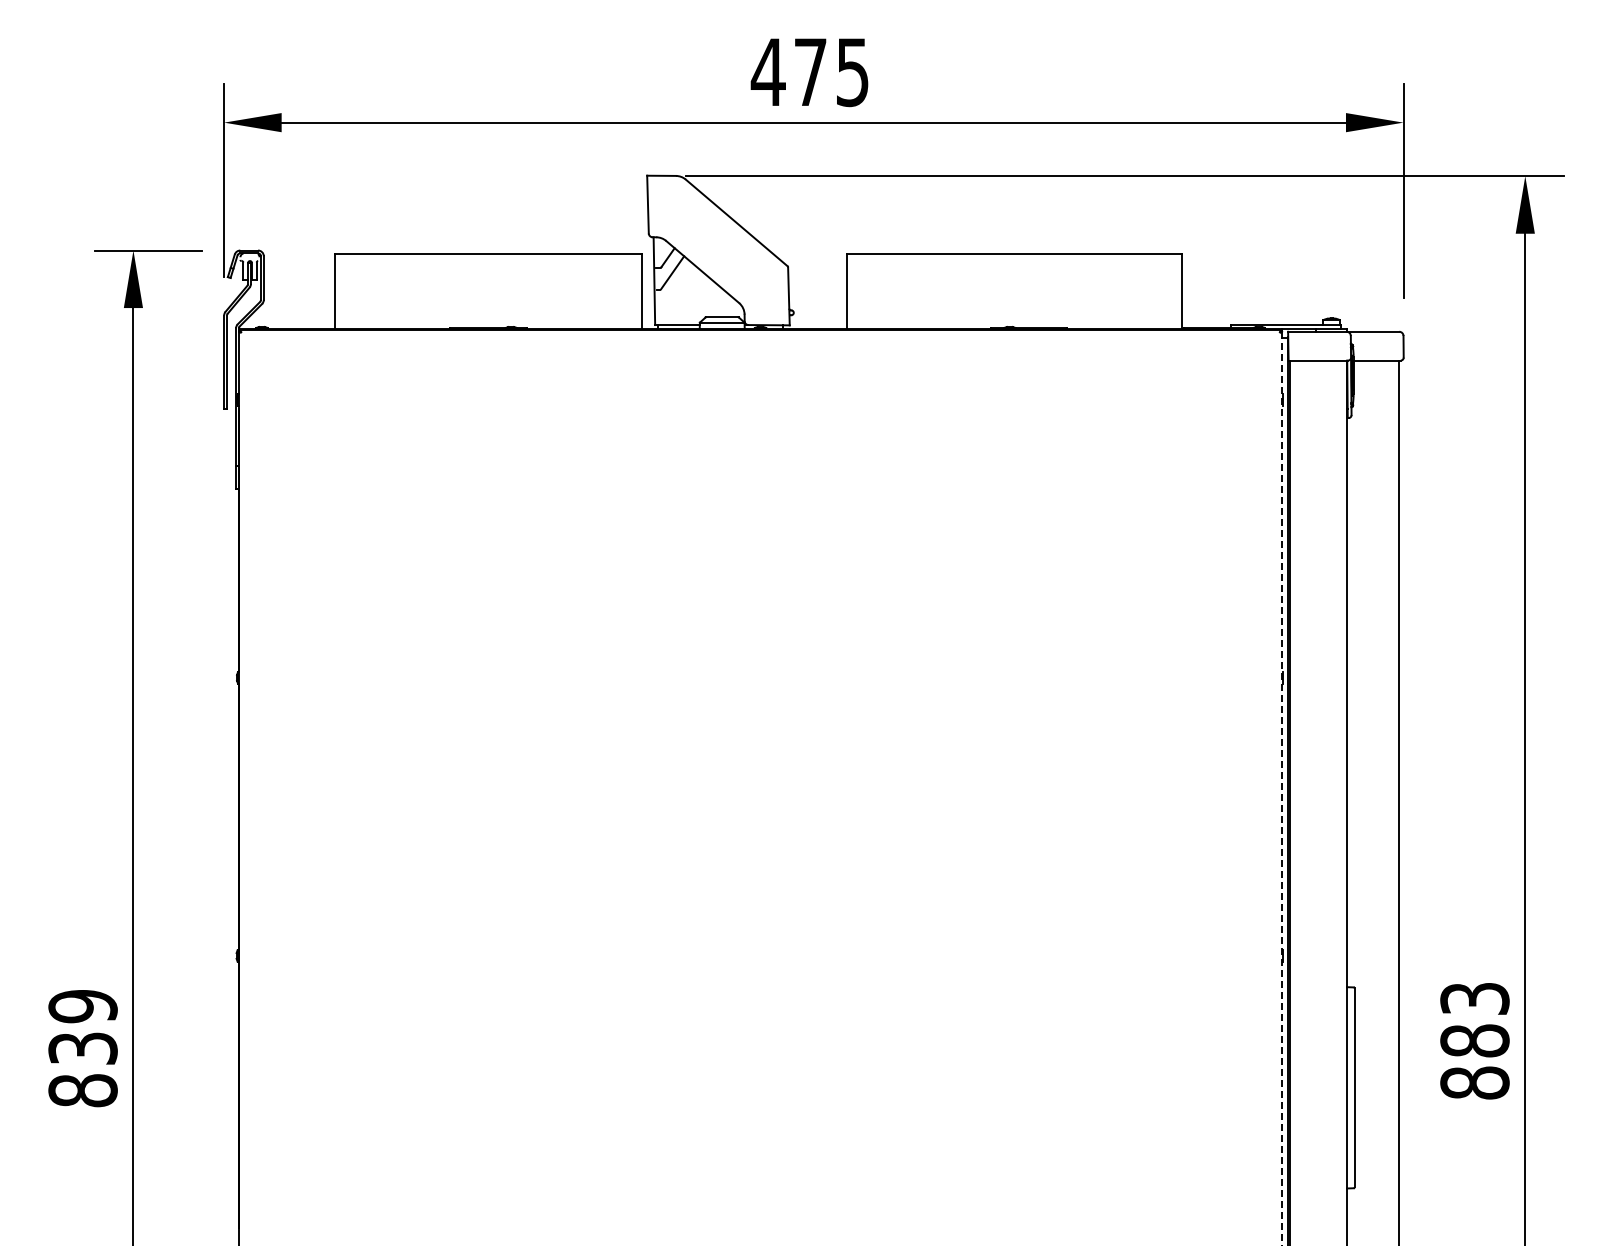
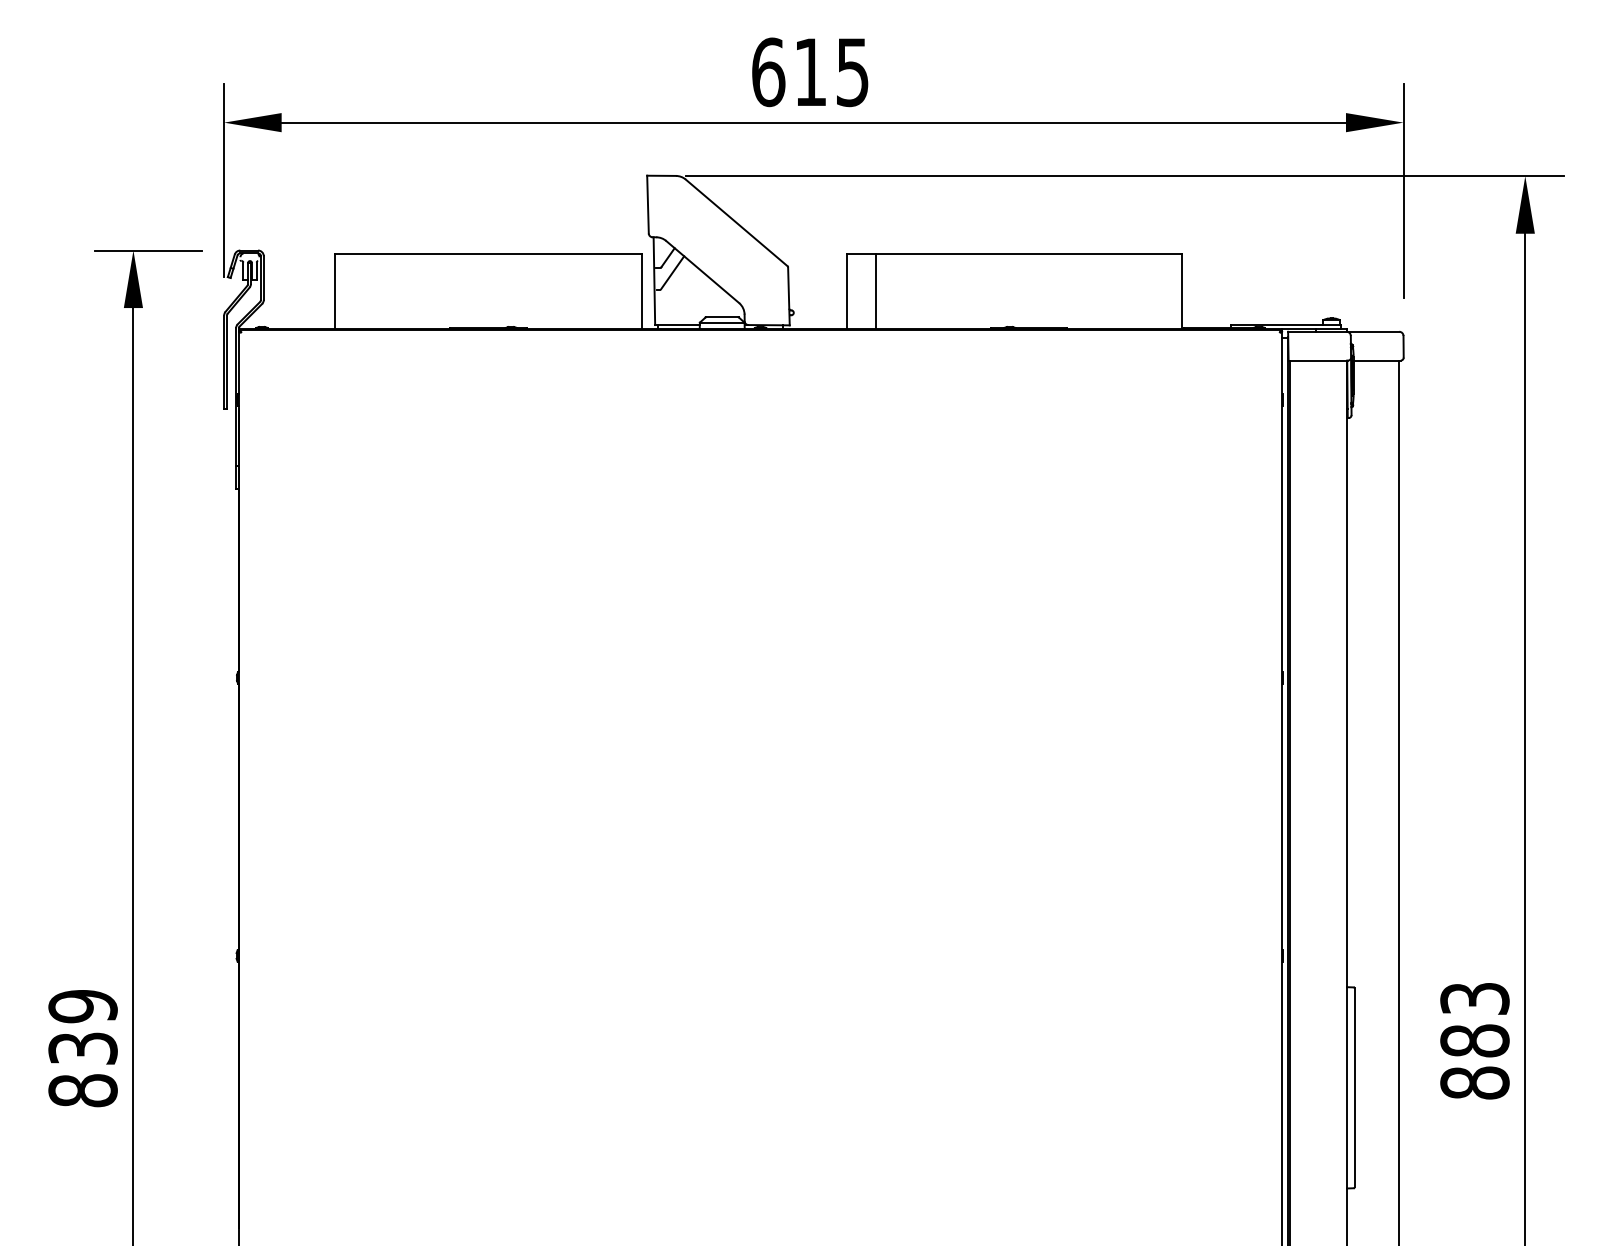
text: 475 -> 615 (788, 72)
line: none -> present (875, 290)
line: dashed -> solid (1282, 788)
